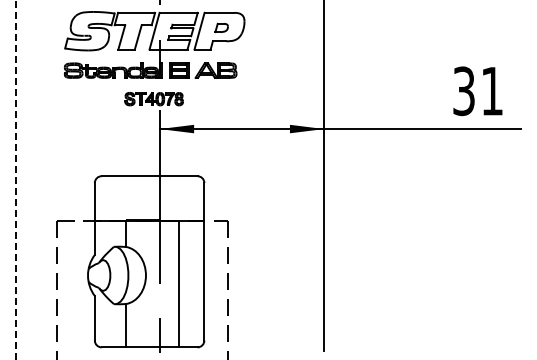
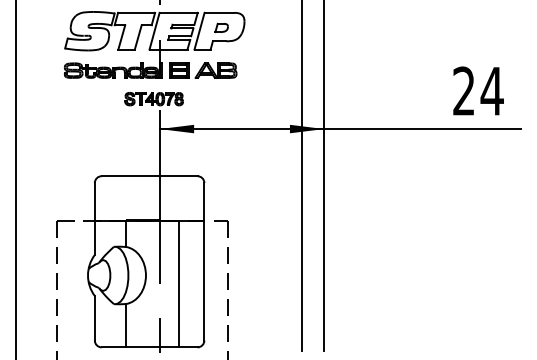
text: 31 -> 24 (478, 91)
line: none -> present (301, 176)
line: dashed -> solid (16, 179)
